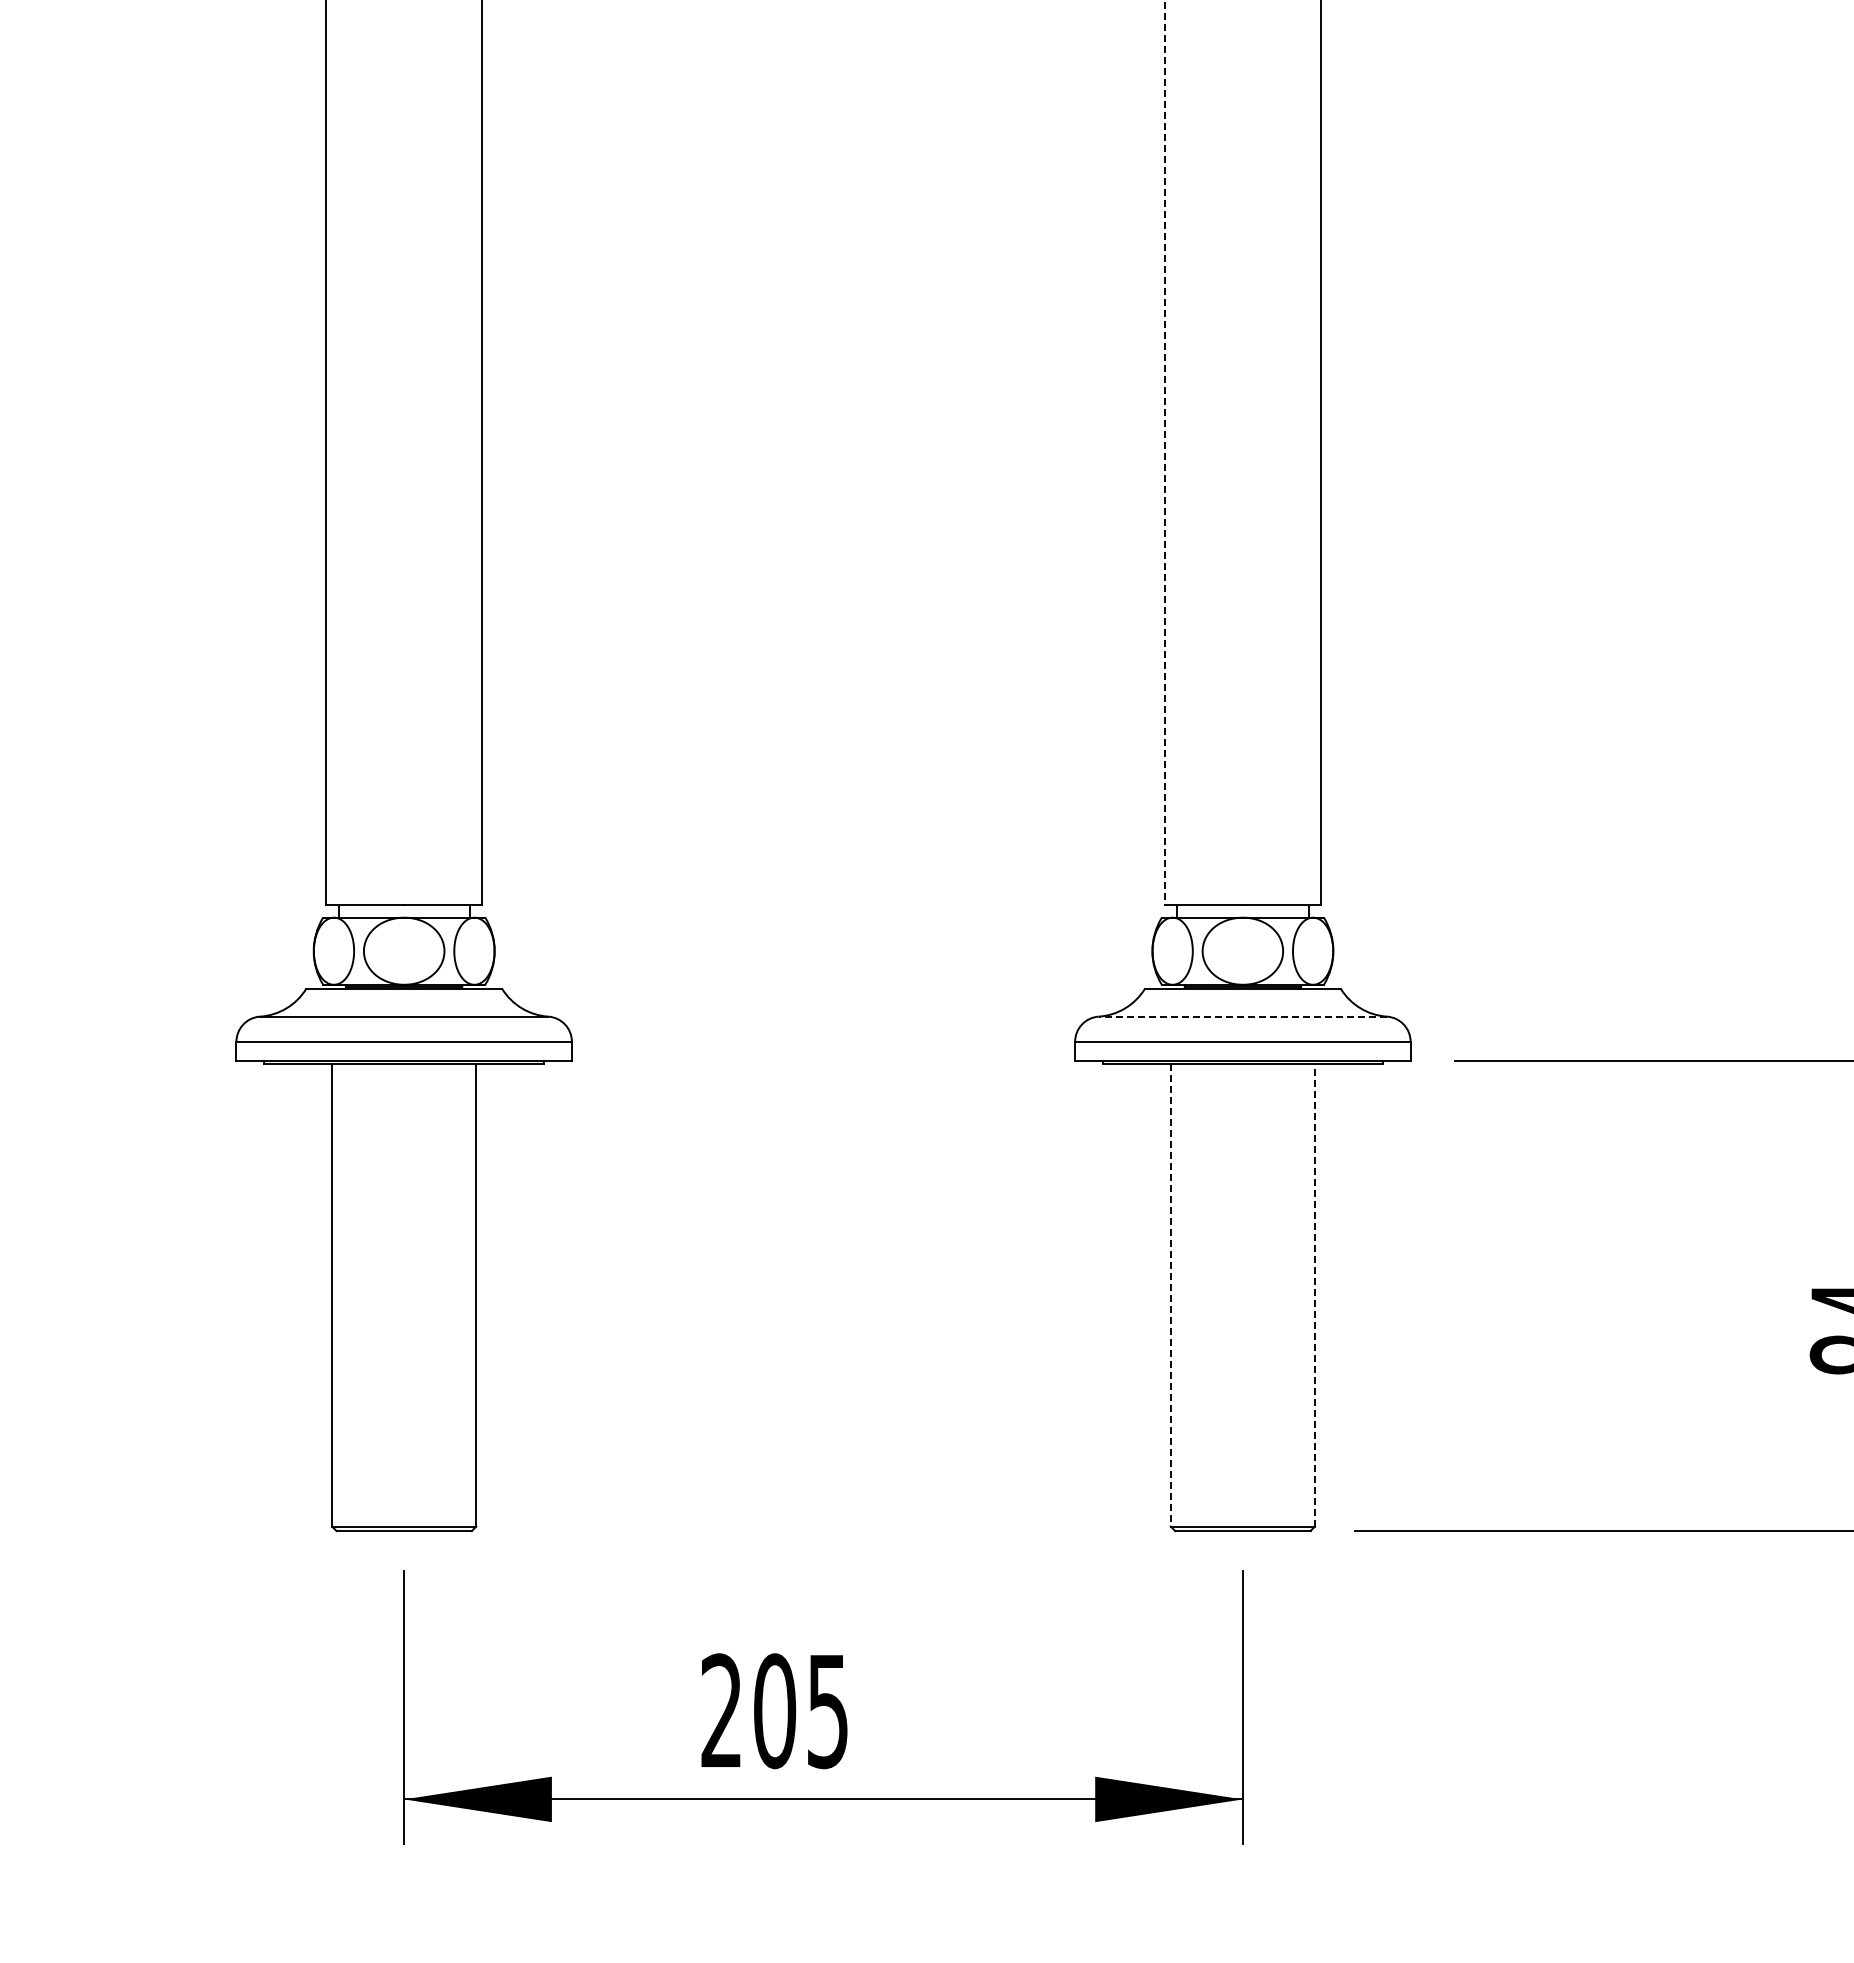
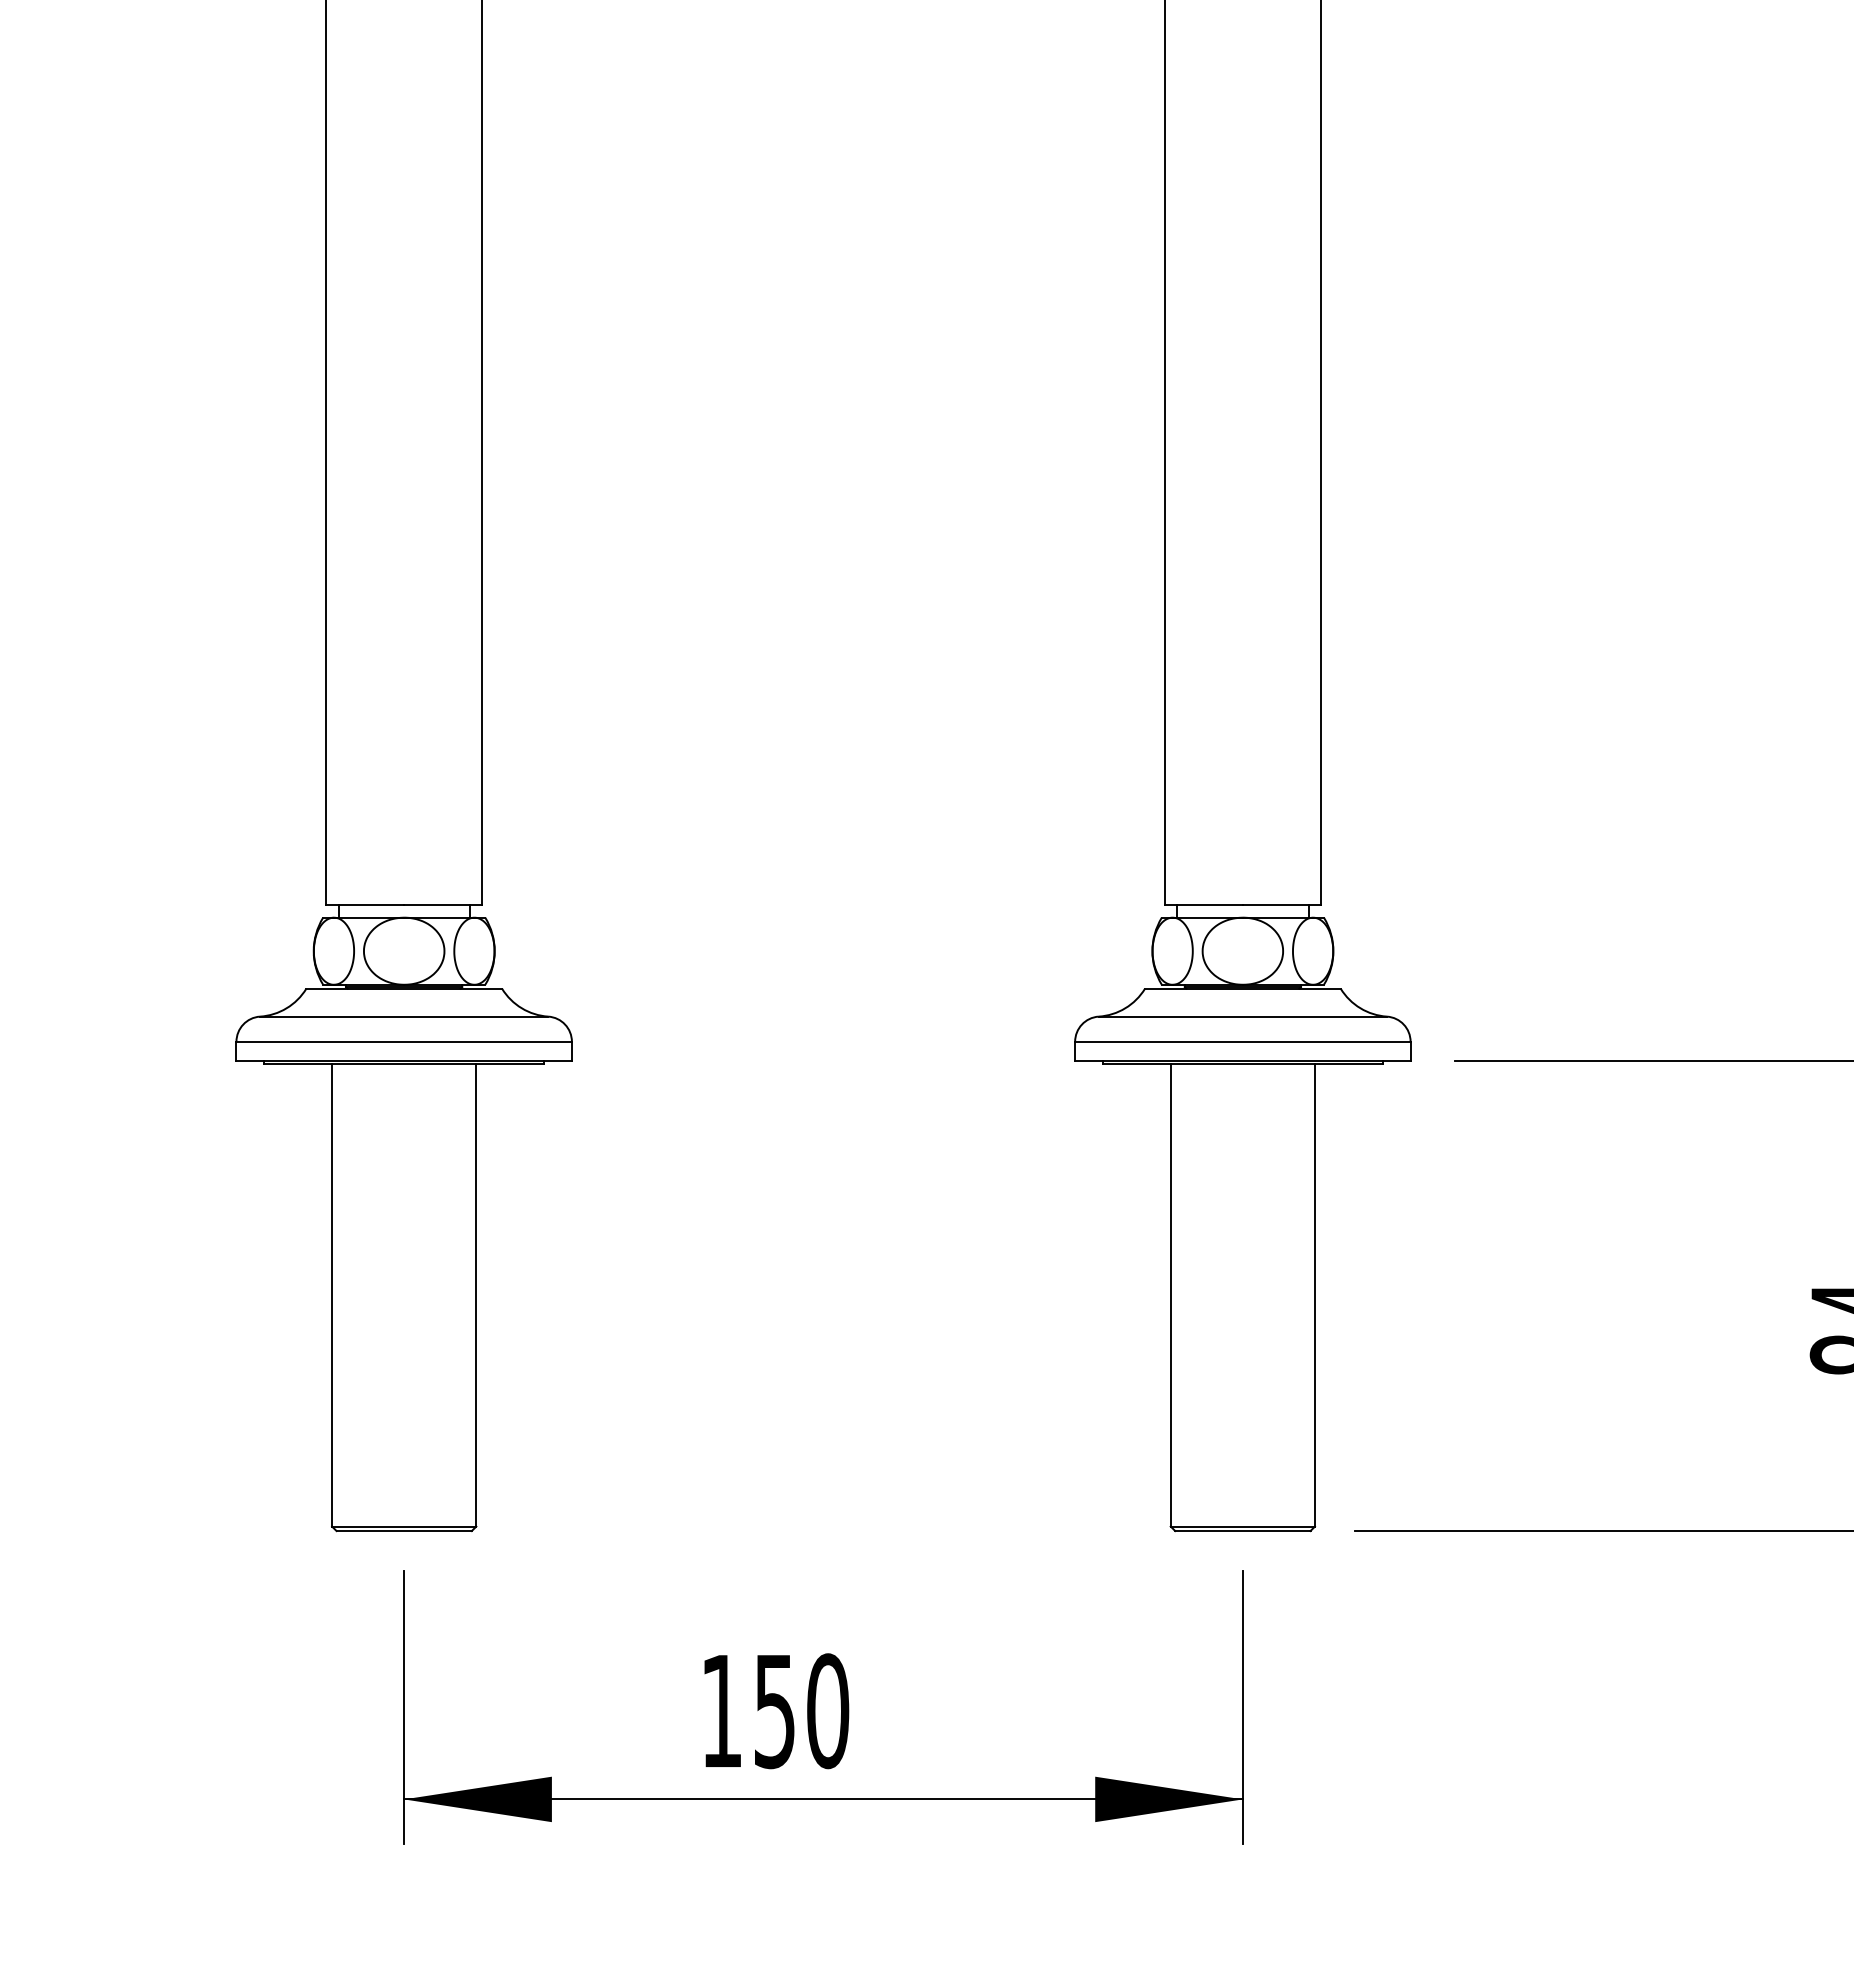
line: dashed -> solid (1164, 452)
line: dashed -> solid (1242, 1016)
line: dashed -> solid (1315, 1294)
line: dashed -> solid (1170, 1295)
text: 205 -> 150 (775, 1711)
